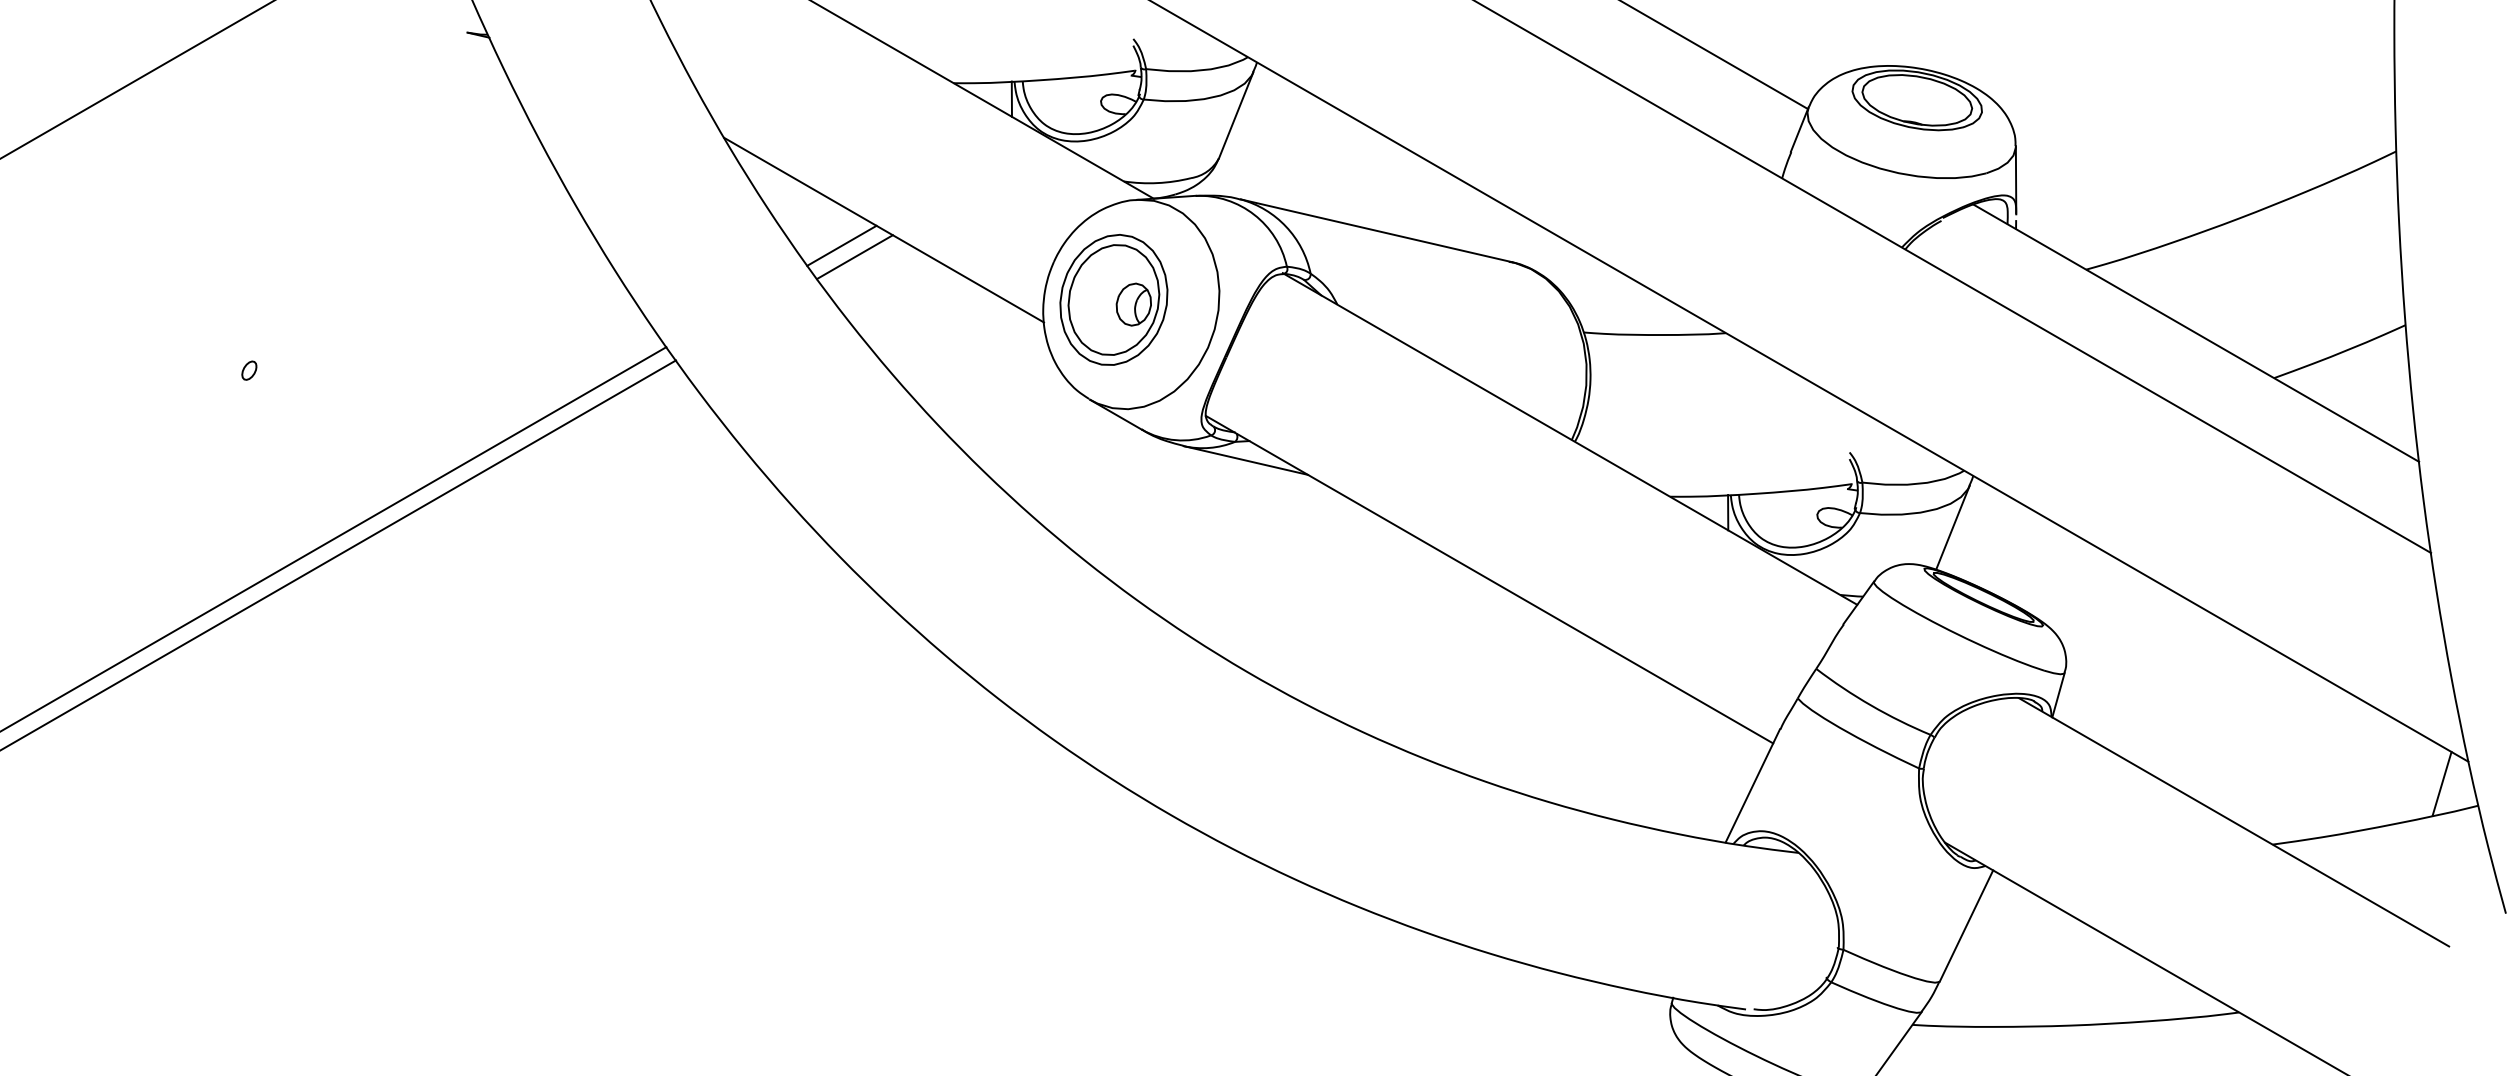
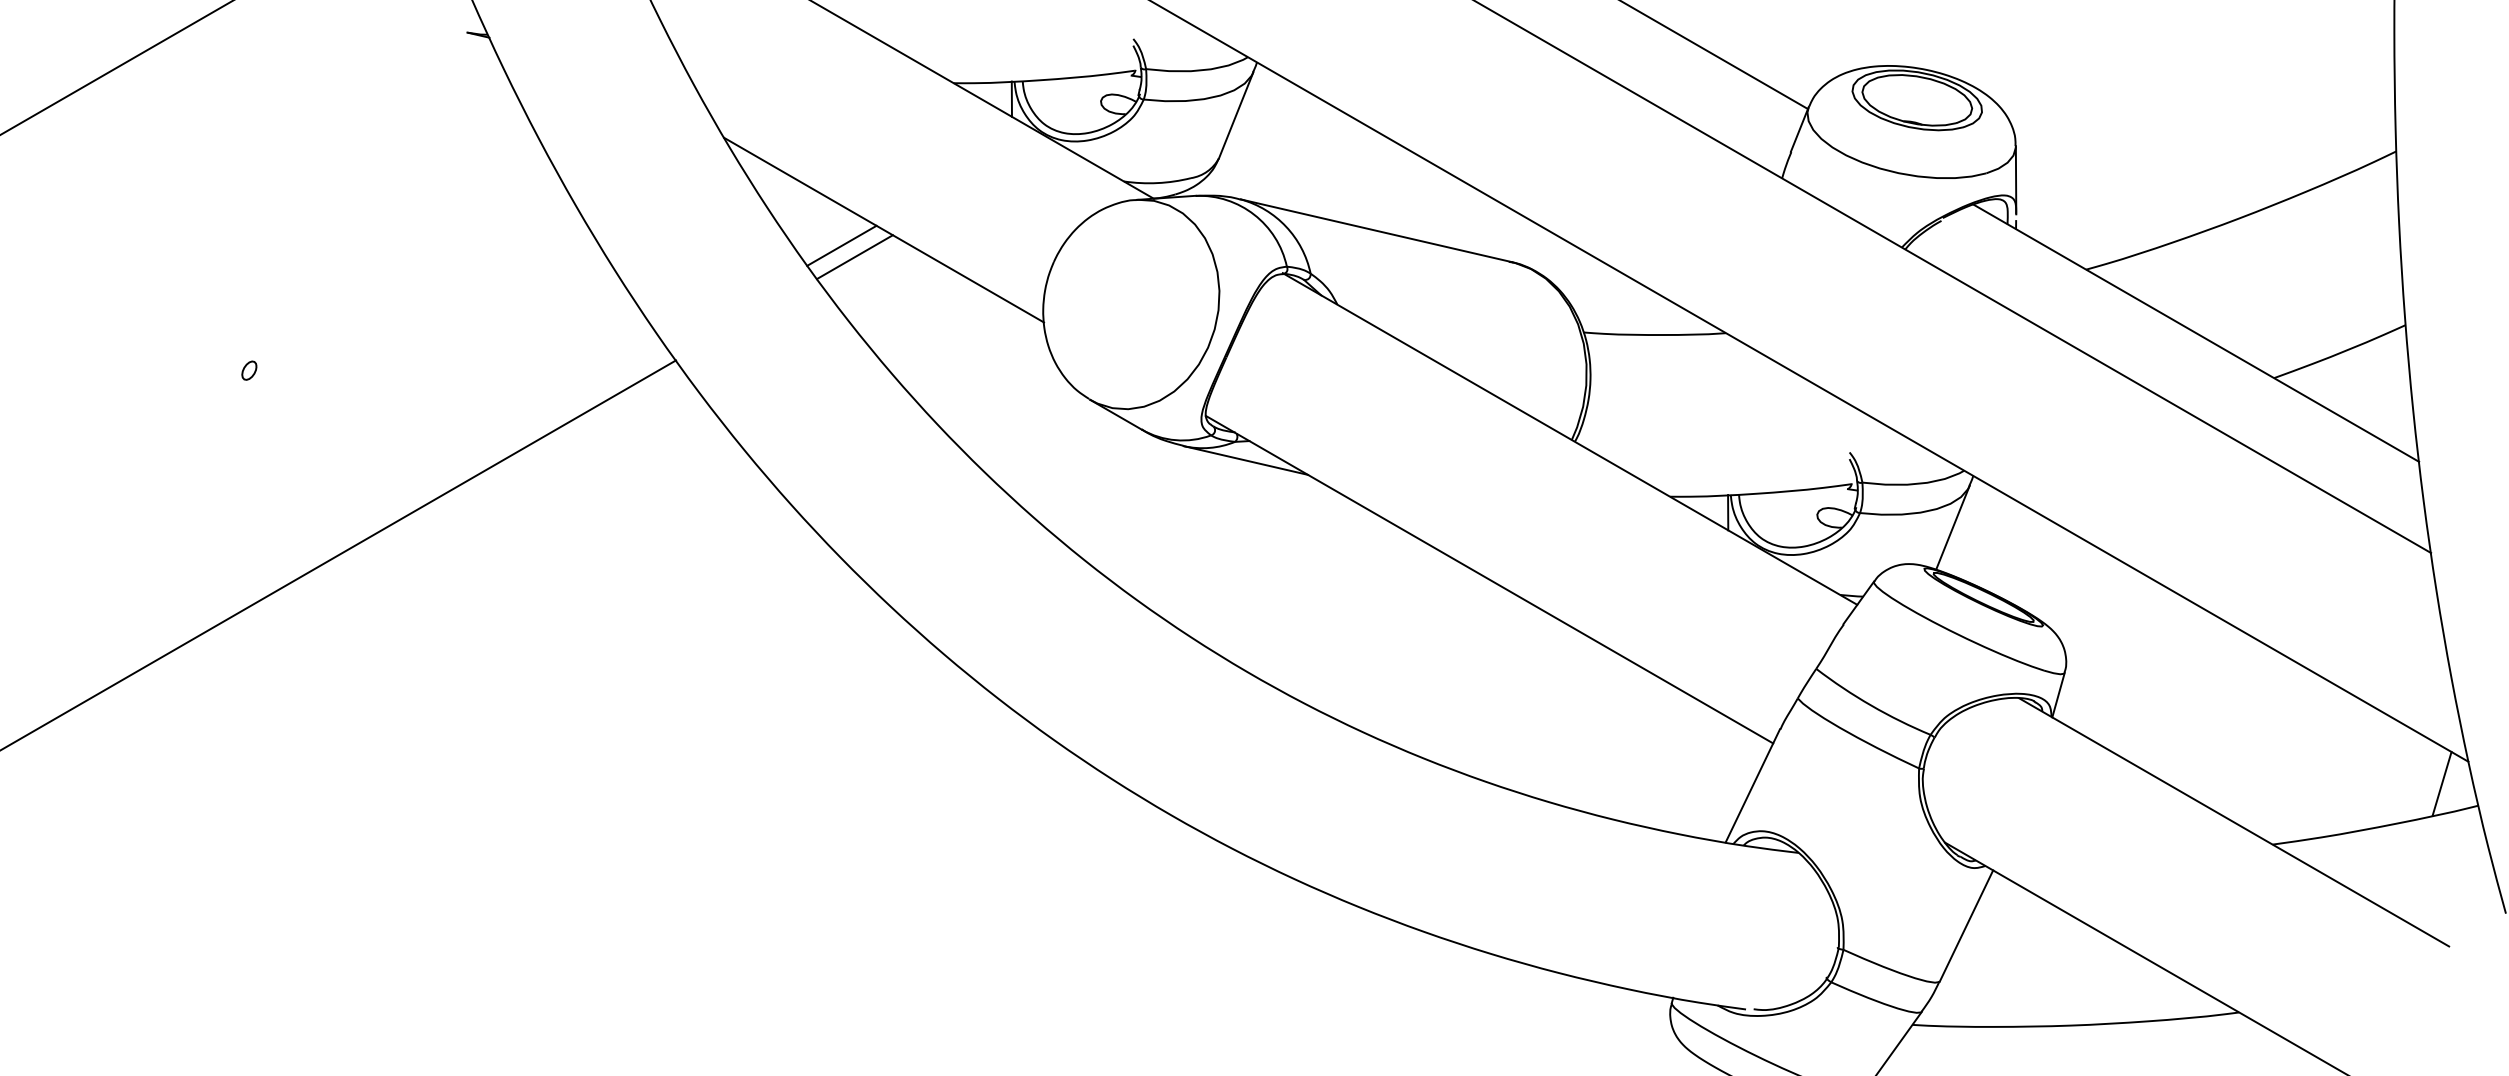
line position: (136, 79) -> (115, 67) (115, 67)
part: present -> none (1113, 299)
line: present -> none (334, 538)
